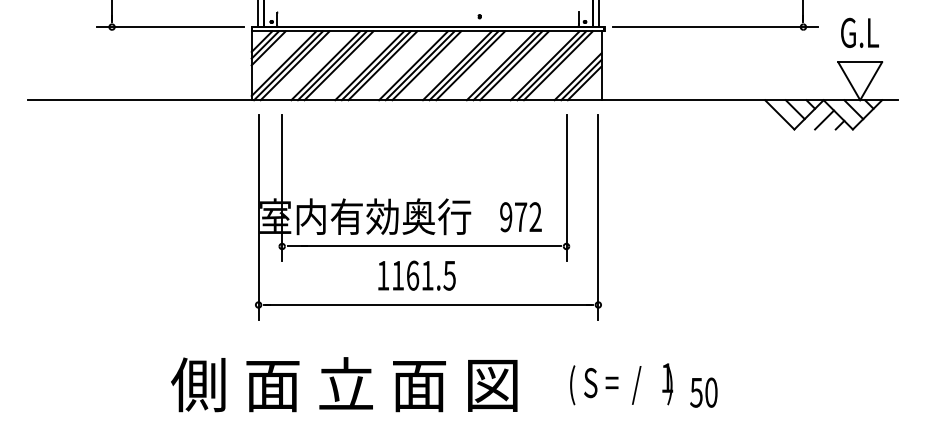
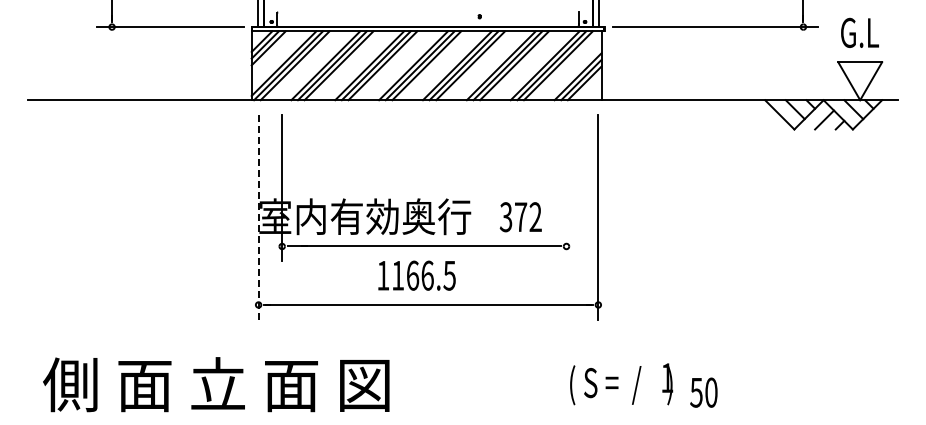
line: present -> none (566, 187)
line: solid -> dashed (258, 217)
text: 972 -> 372 (505, 217)
text: 1161.5 -> 1166.5 (427, 275)
text position: (344, 384) -> (216, 384) (216, 384)
